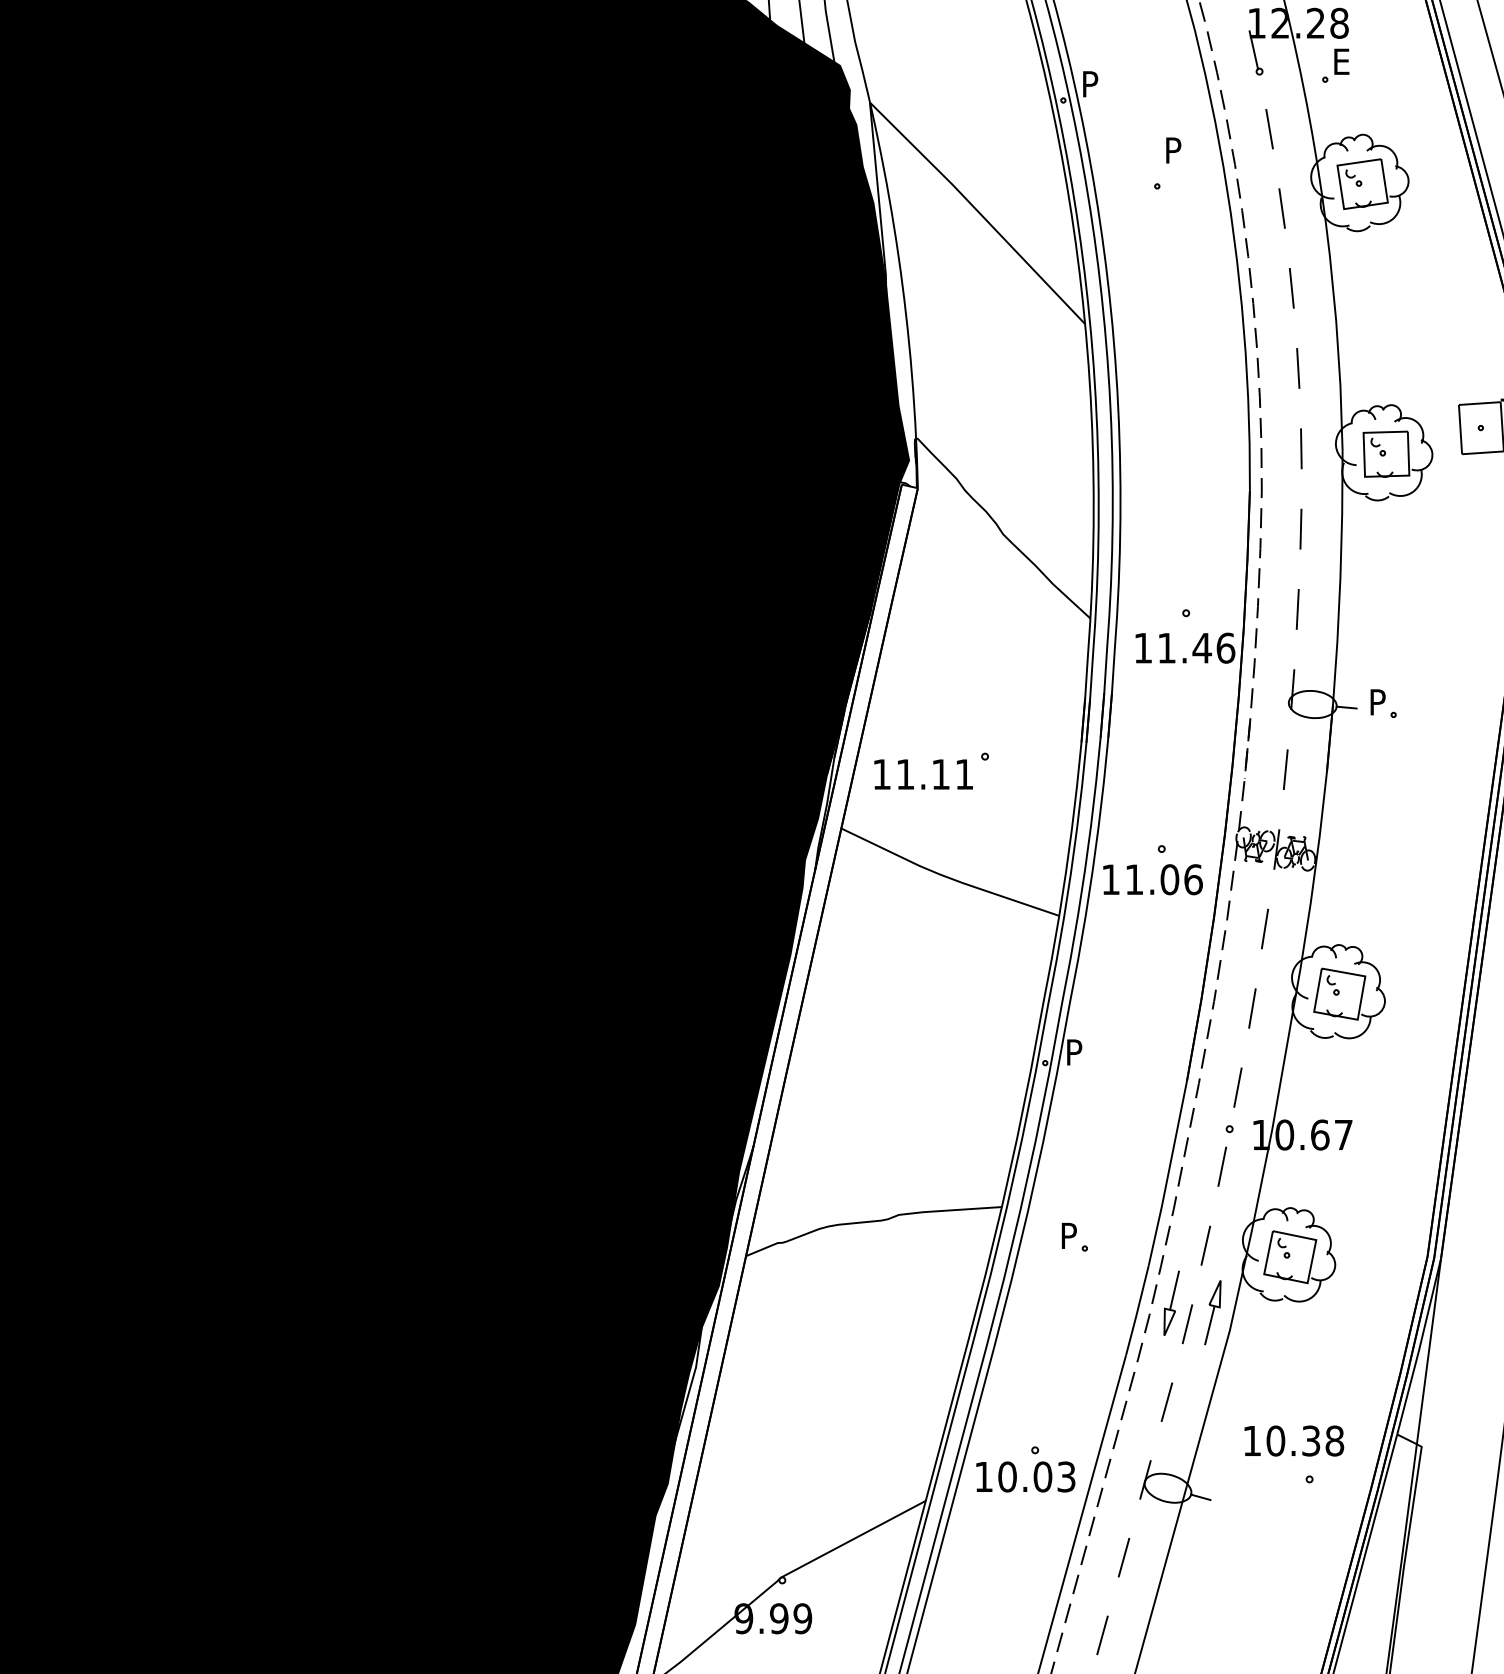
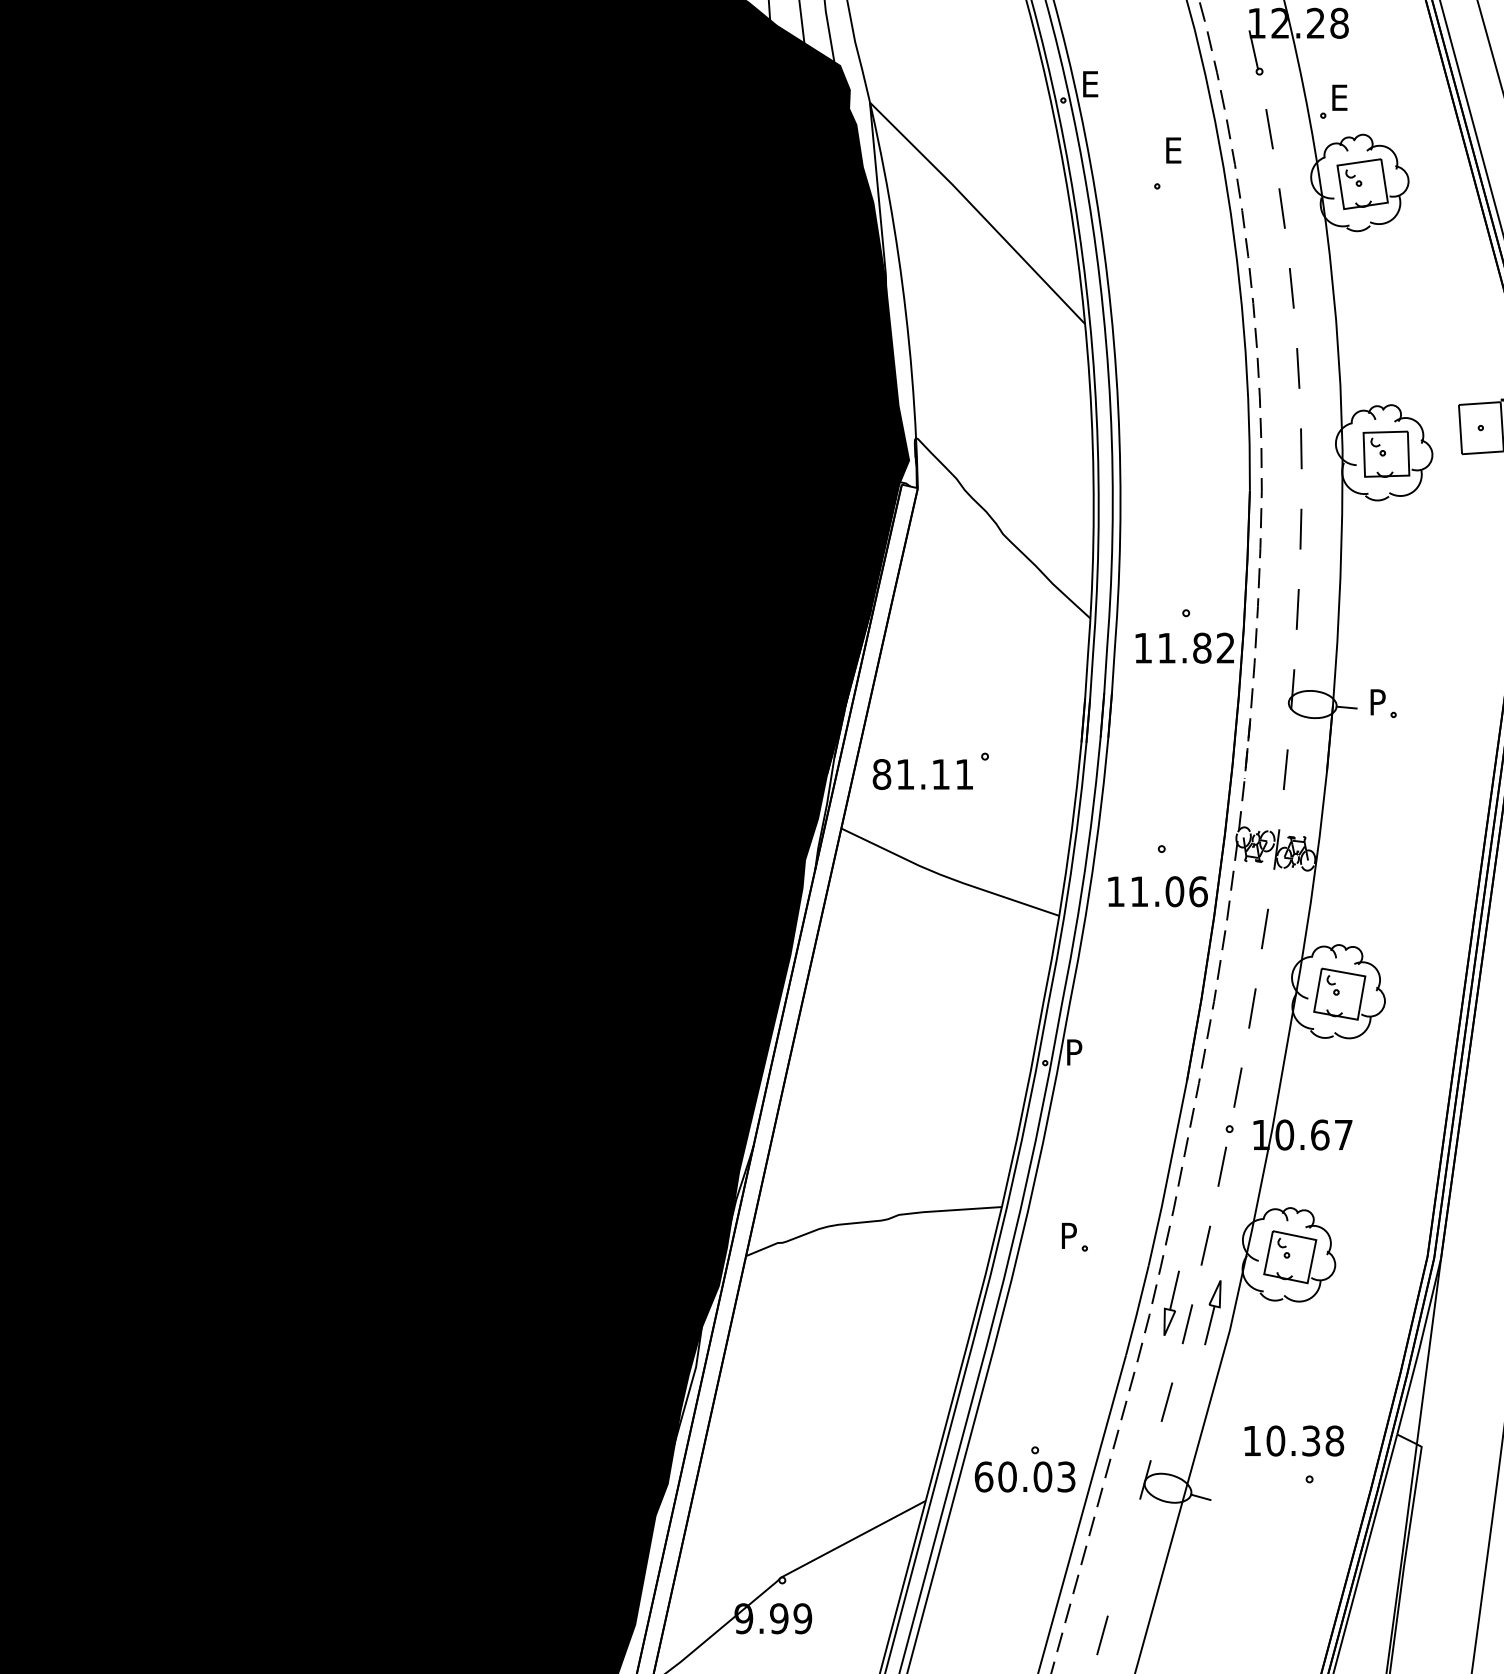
part position: (1335, 65) -> (1333, 101) (1333, 101)
text: P -> E (1092, 84)
text: P -> E (1175, 150)
text: 11.46 -> 11.82 (1213, 647)
text: 11.11 -> 81.11 (881, 774)
text position: (1152, 879) -> (1157, 891) (1157, 891)
text: 10.03 -> 60.03 (983, 1476)
line: present -> none (1123, 1557)
